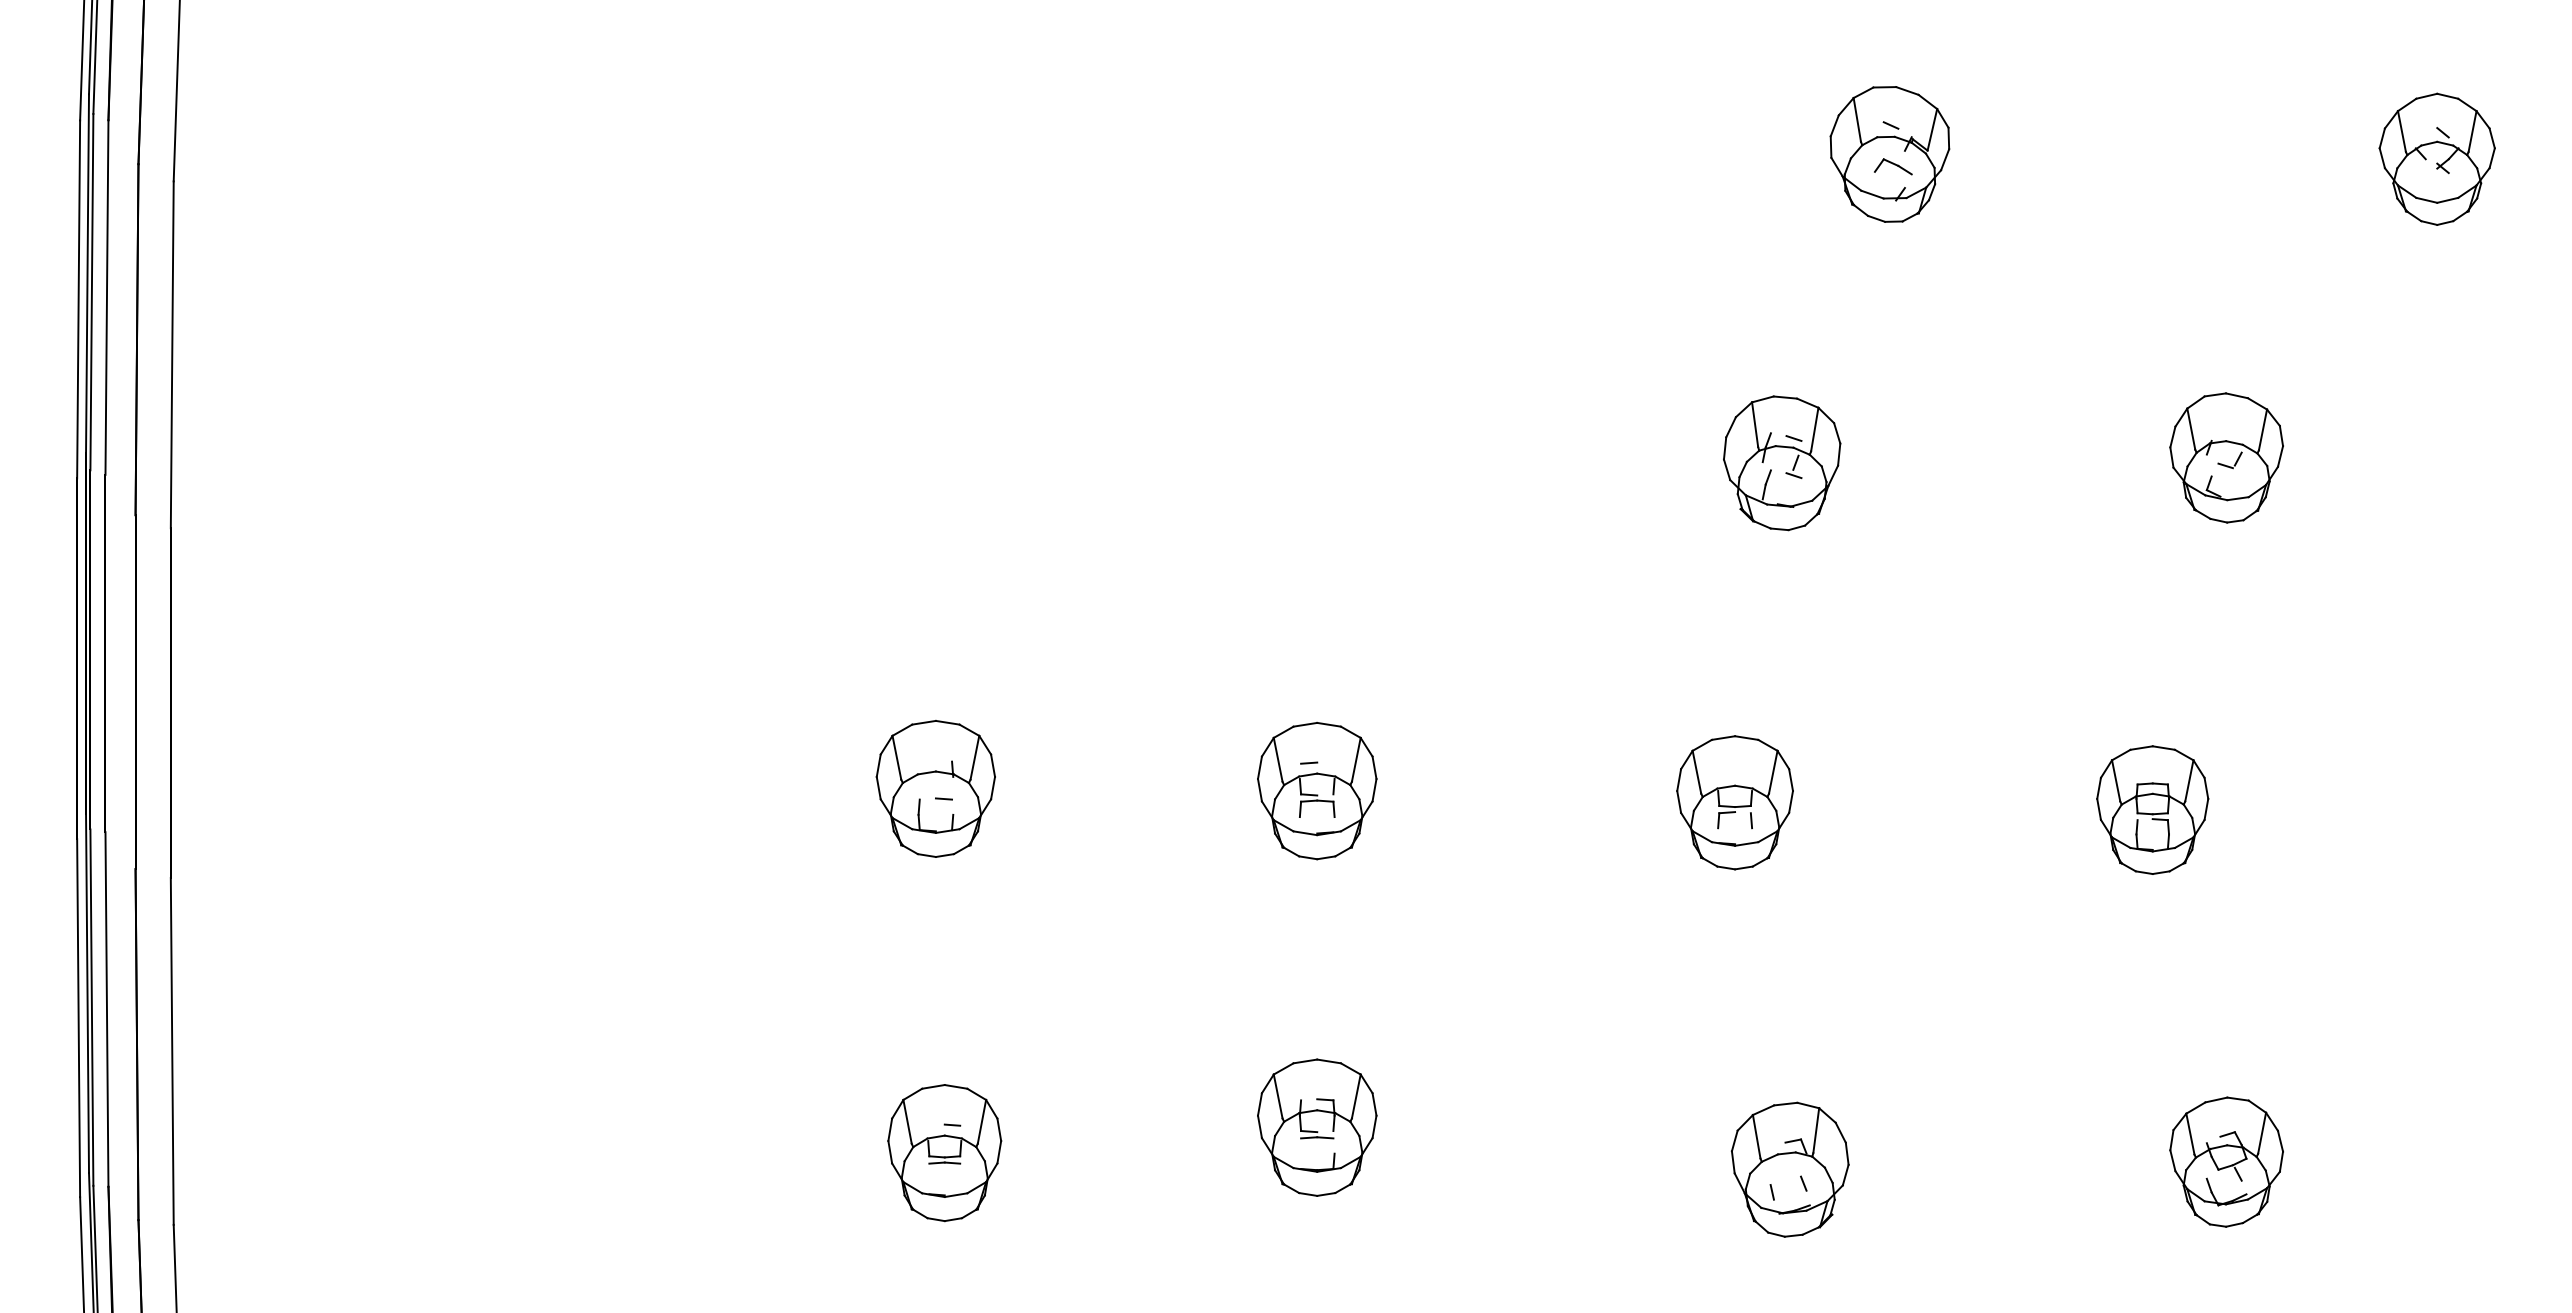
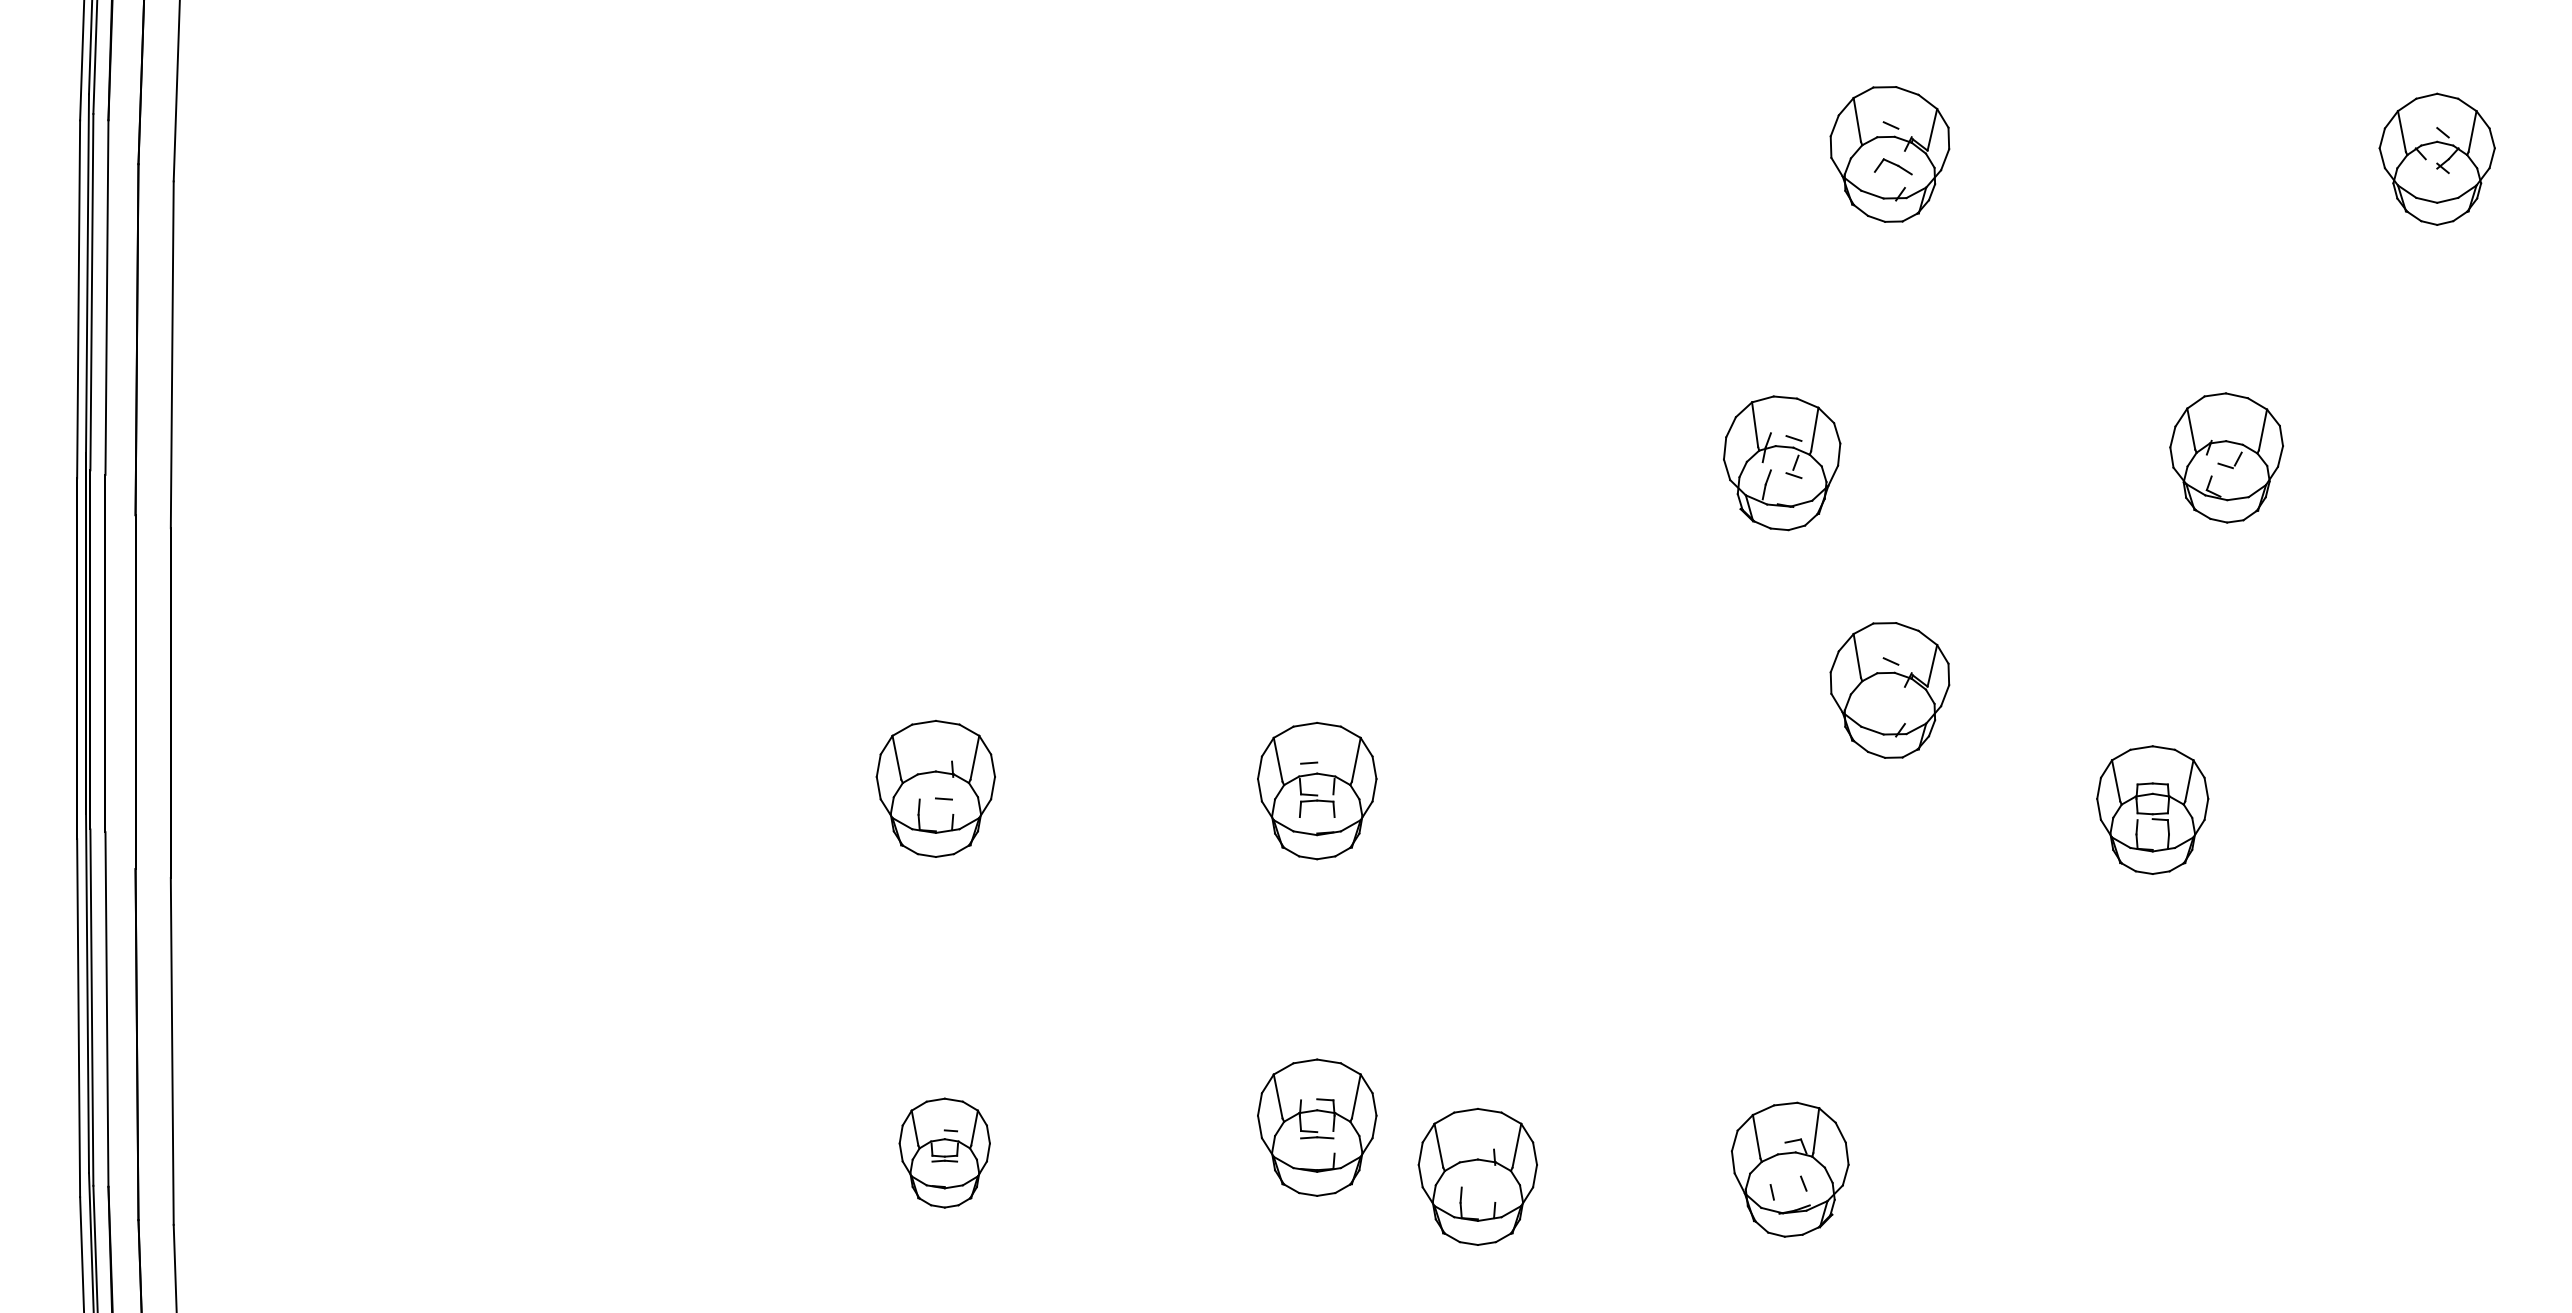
part: none -> present (1889, 690)
part: present -> none (1734, 802)
part size: 116x139 px -> 93x112 px (944, 1152)
part: present -> none (2226, 1161)
part: none -> present (1477, 1176)
